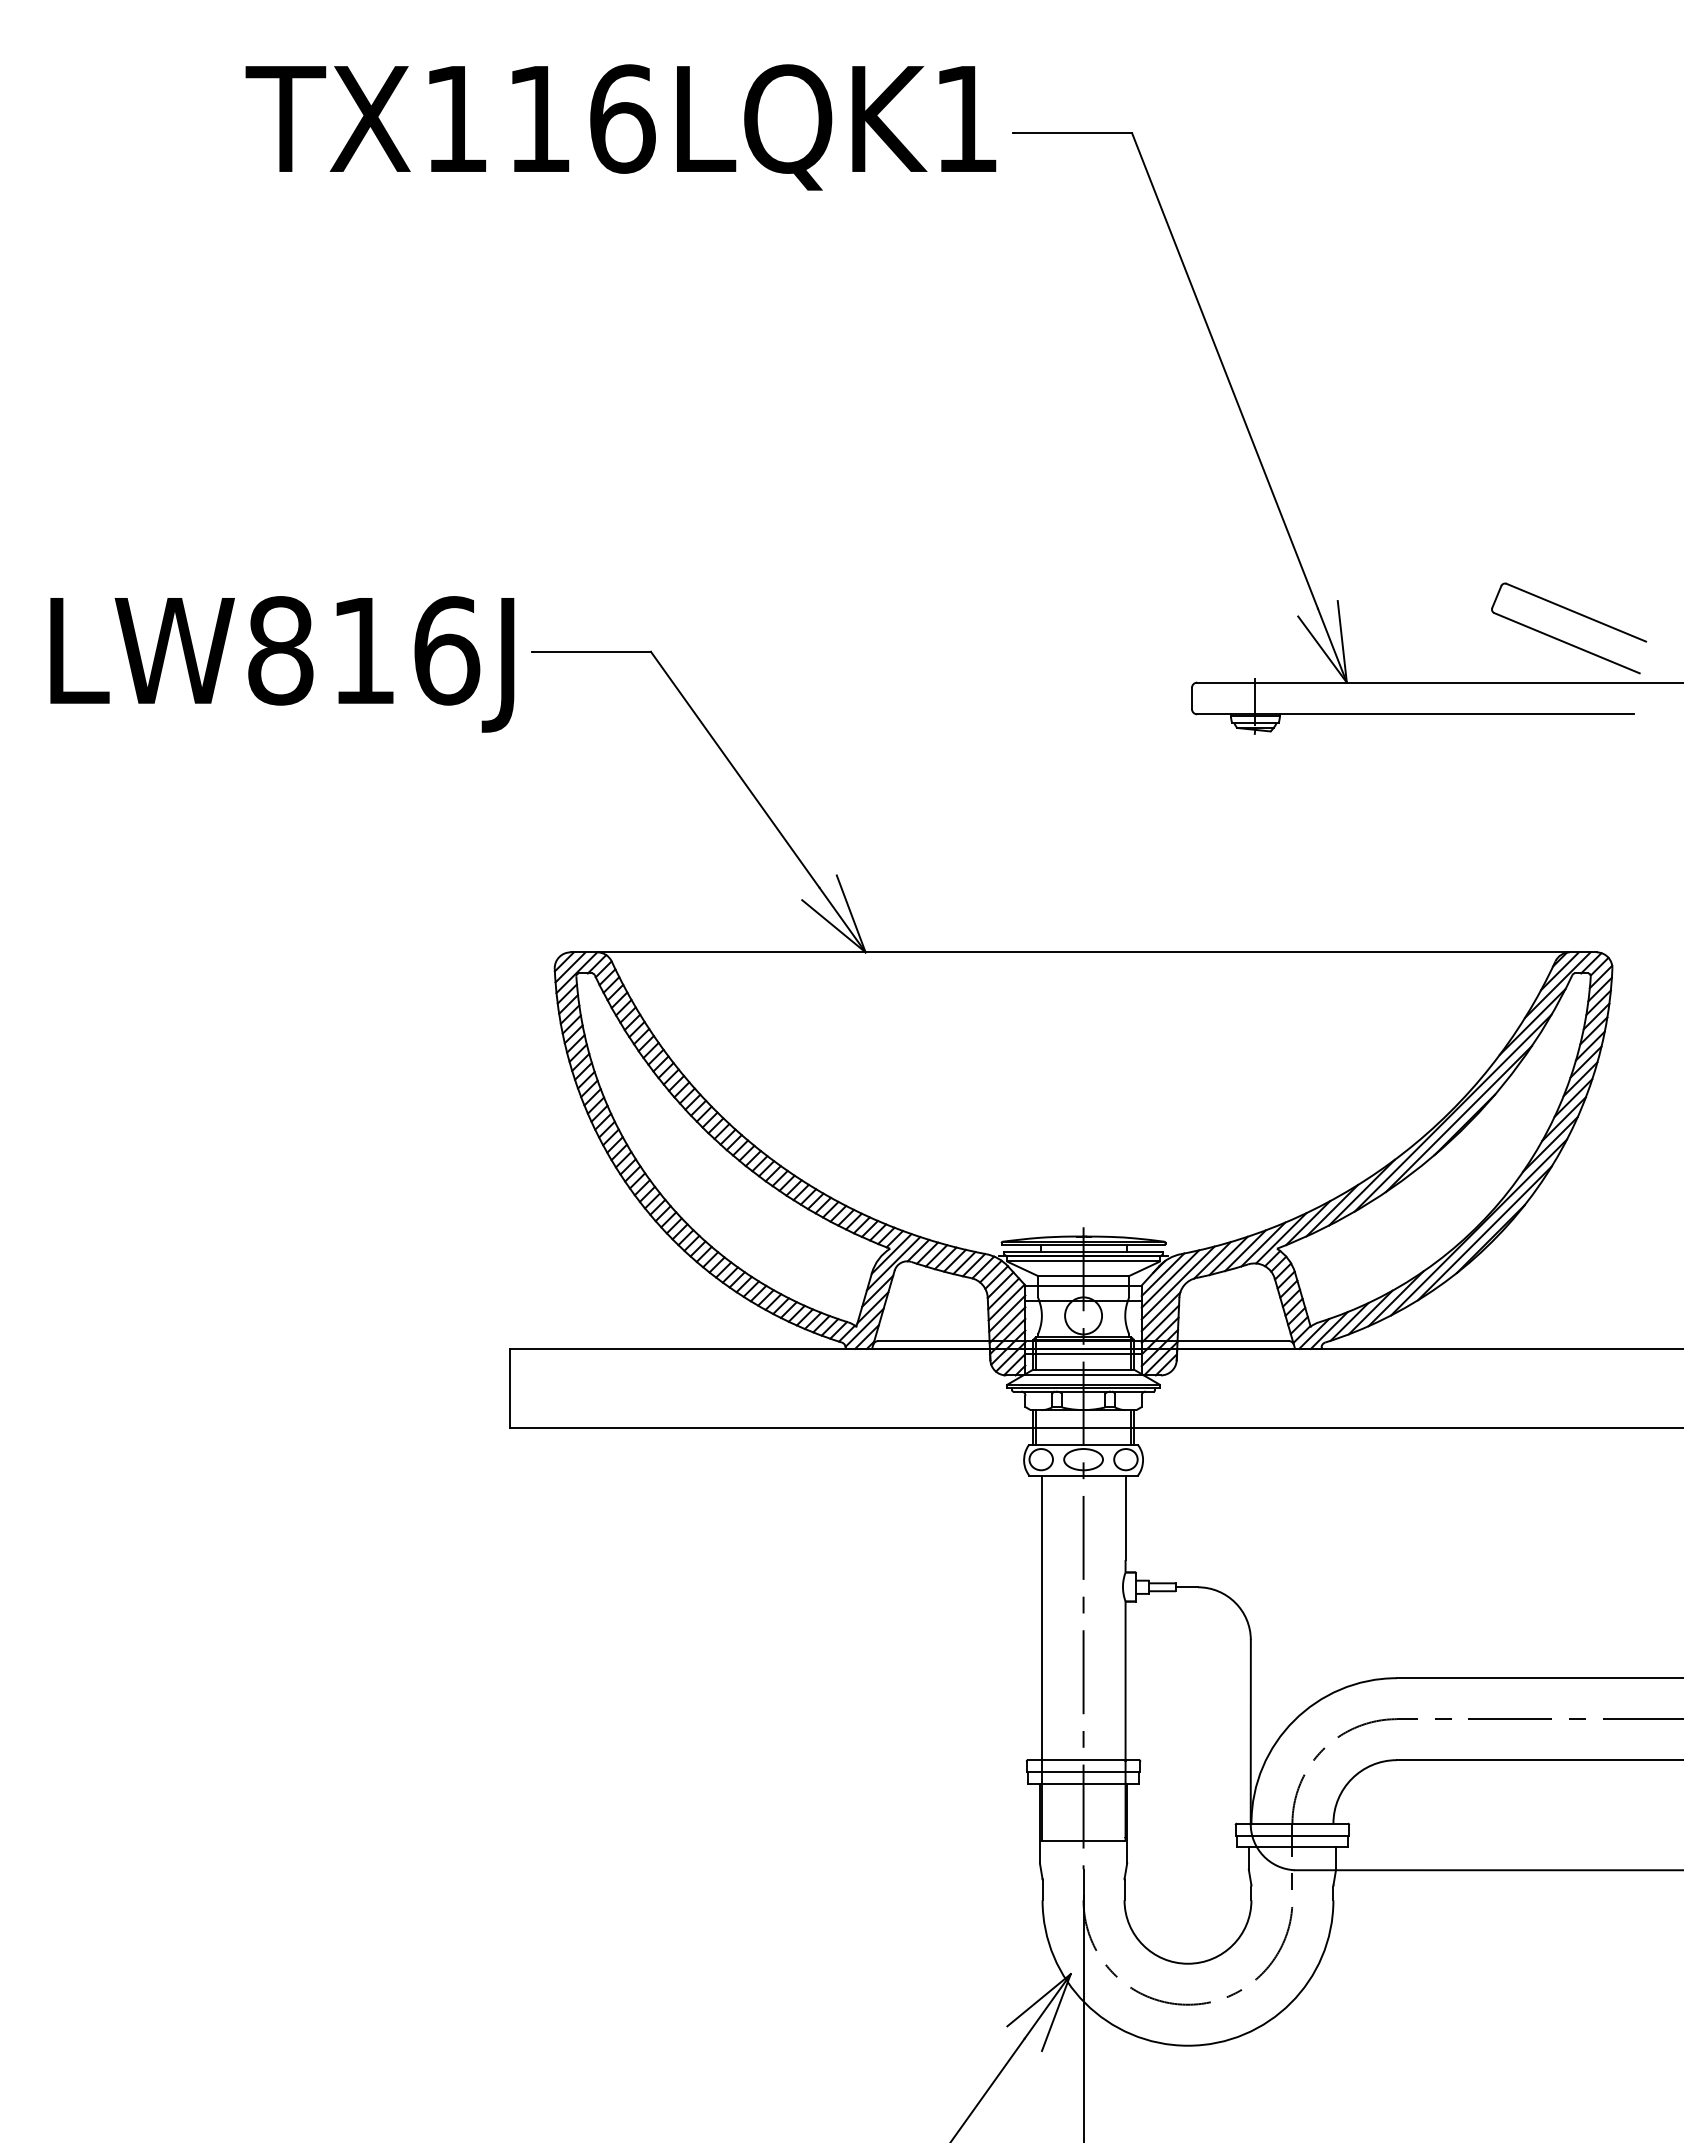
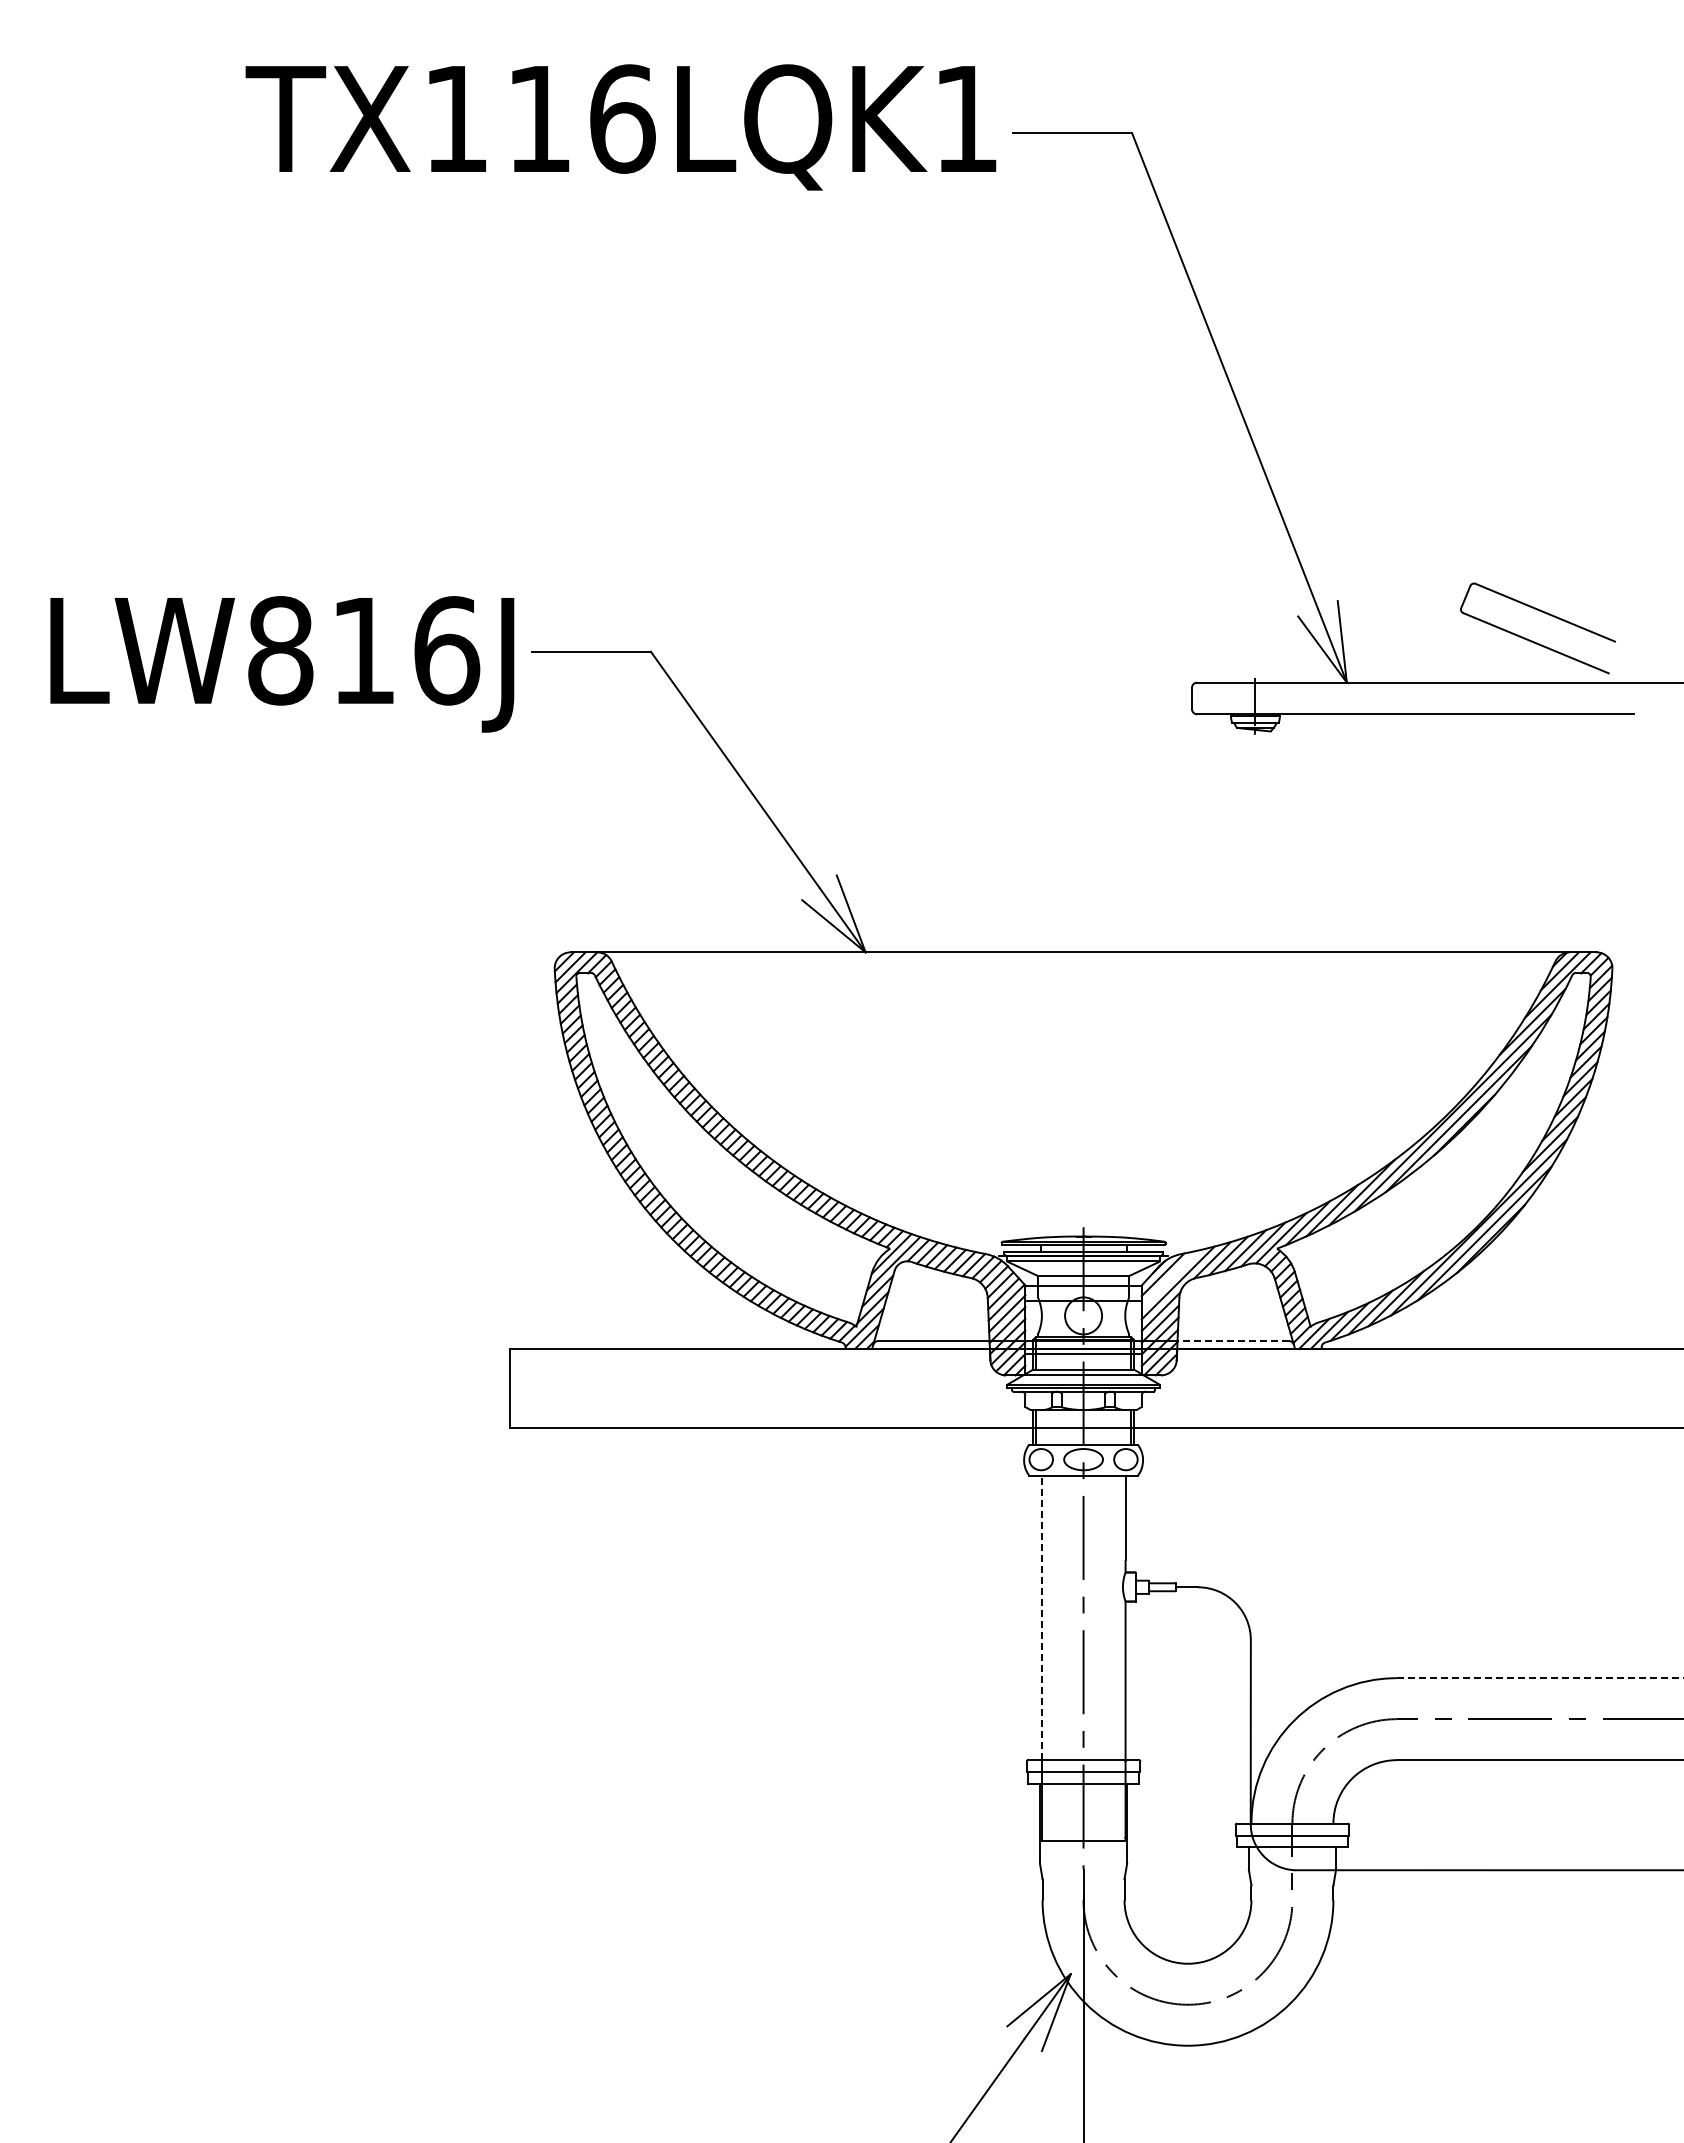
part position: (1563, 640) -> (1532, 640) (1532, 640)
line: present -> none (1170, 1278)
line: solid -> dashed (1233, 1341)
line: solid -> dashed (1041, 1617)
line: solid -> dashed (1540, 1678)
